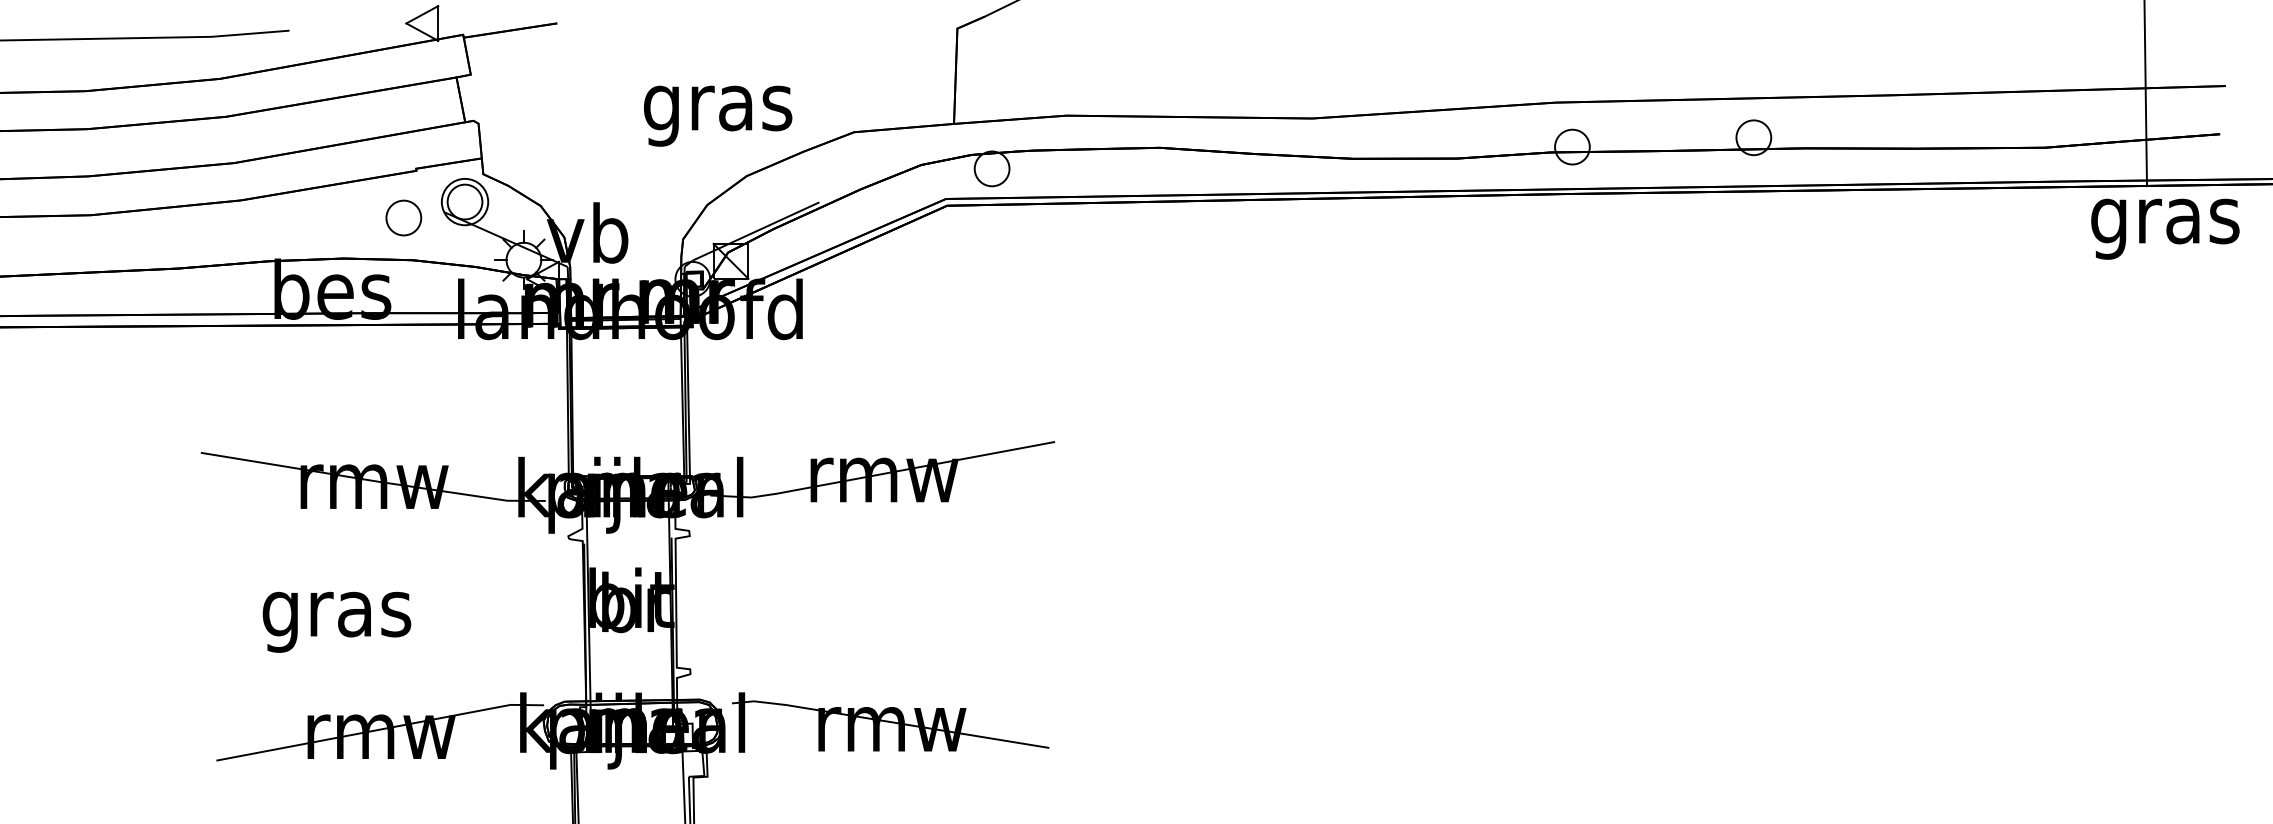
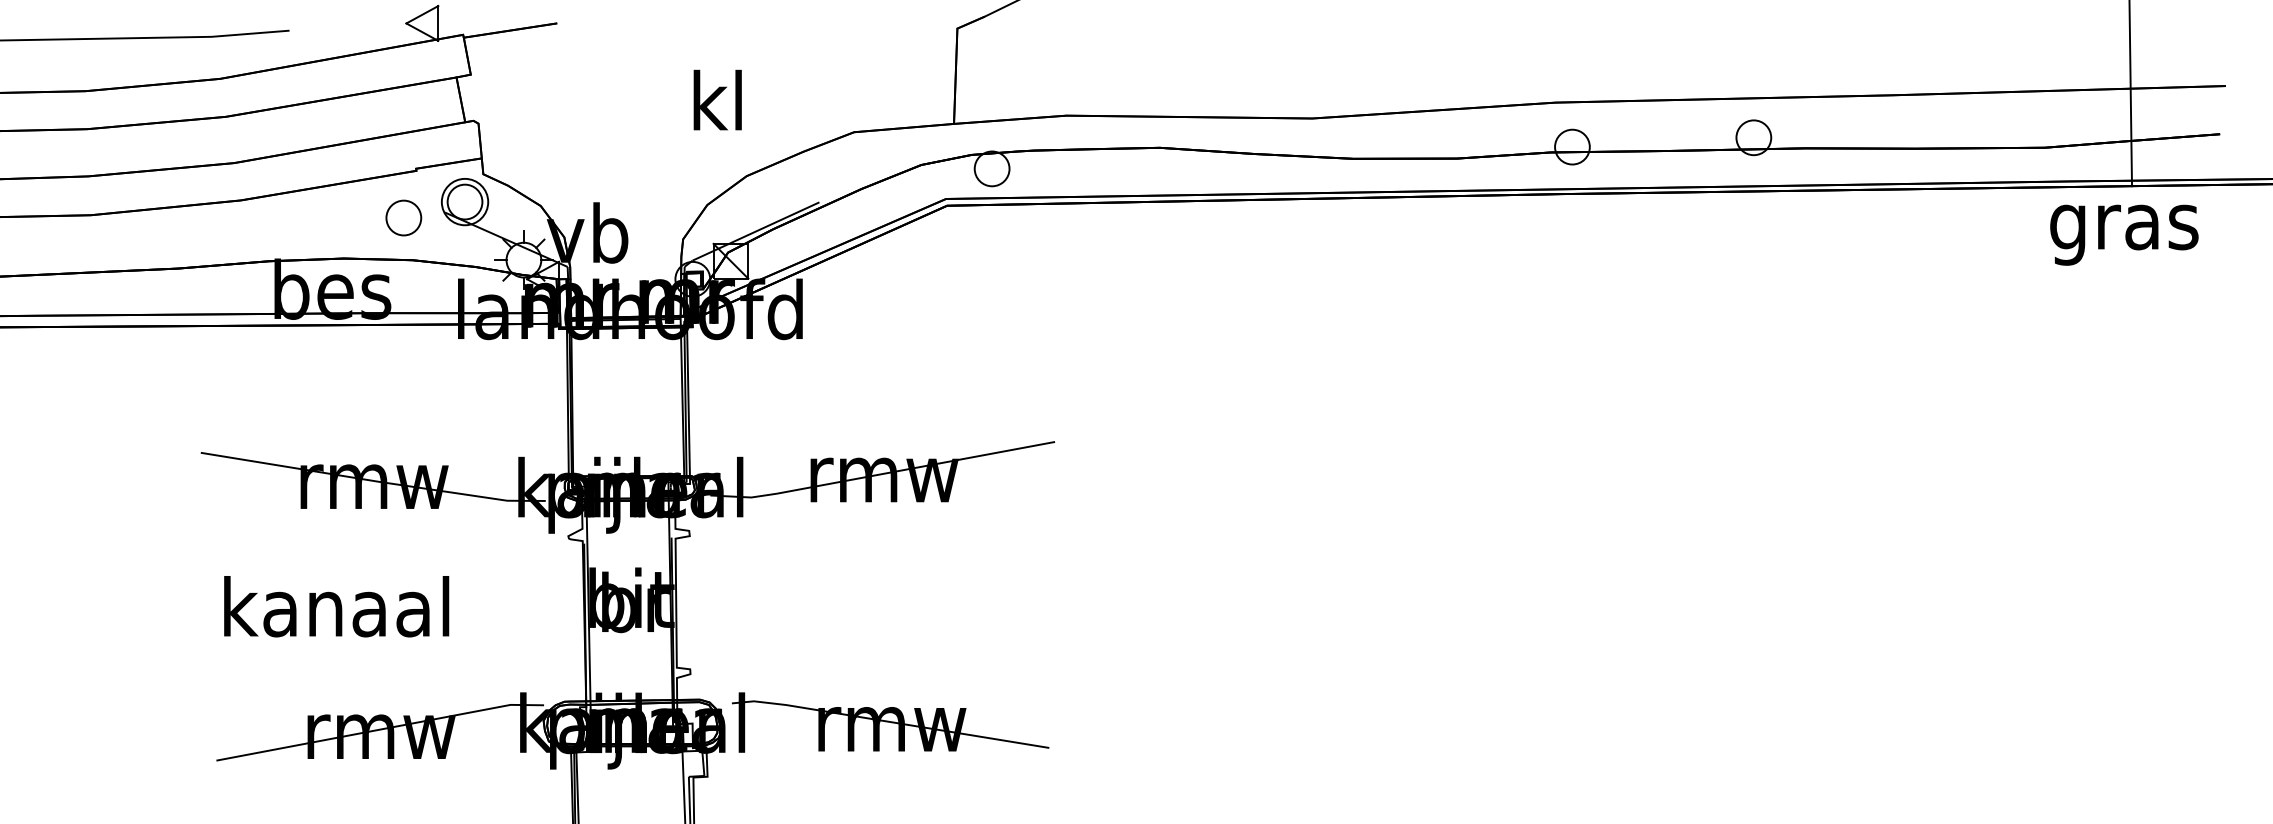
line position: (2145, 94) -> (2130, 94) (2130, 94)
text: gras -> kl (717, 107)
text position: (2165, 228) -> (2124, 234) (2124, 234)
text: gras -> kanaal (336, 614)
